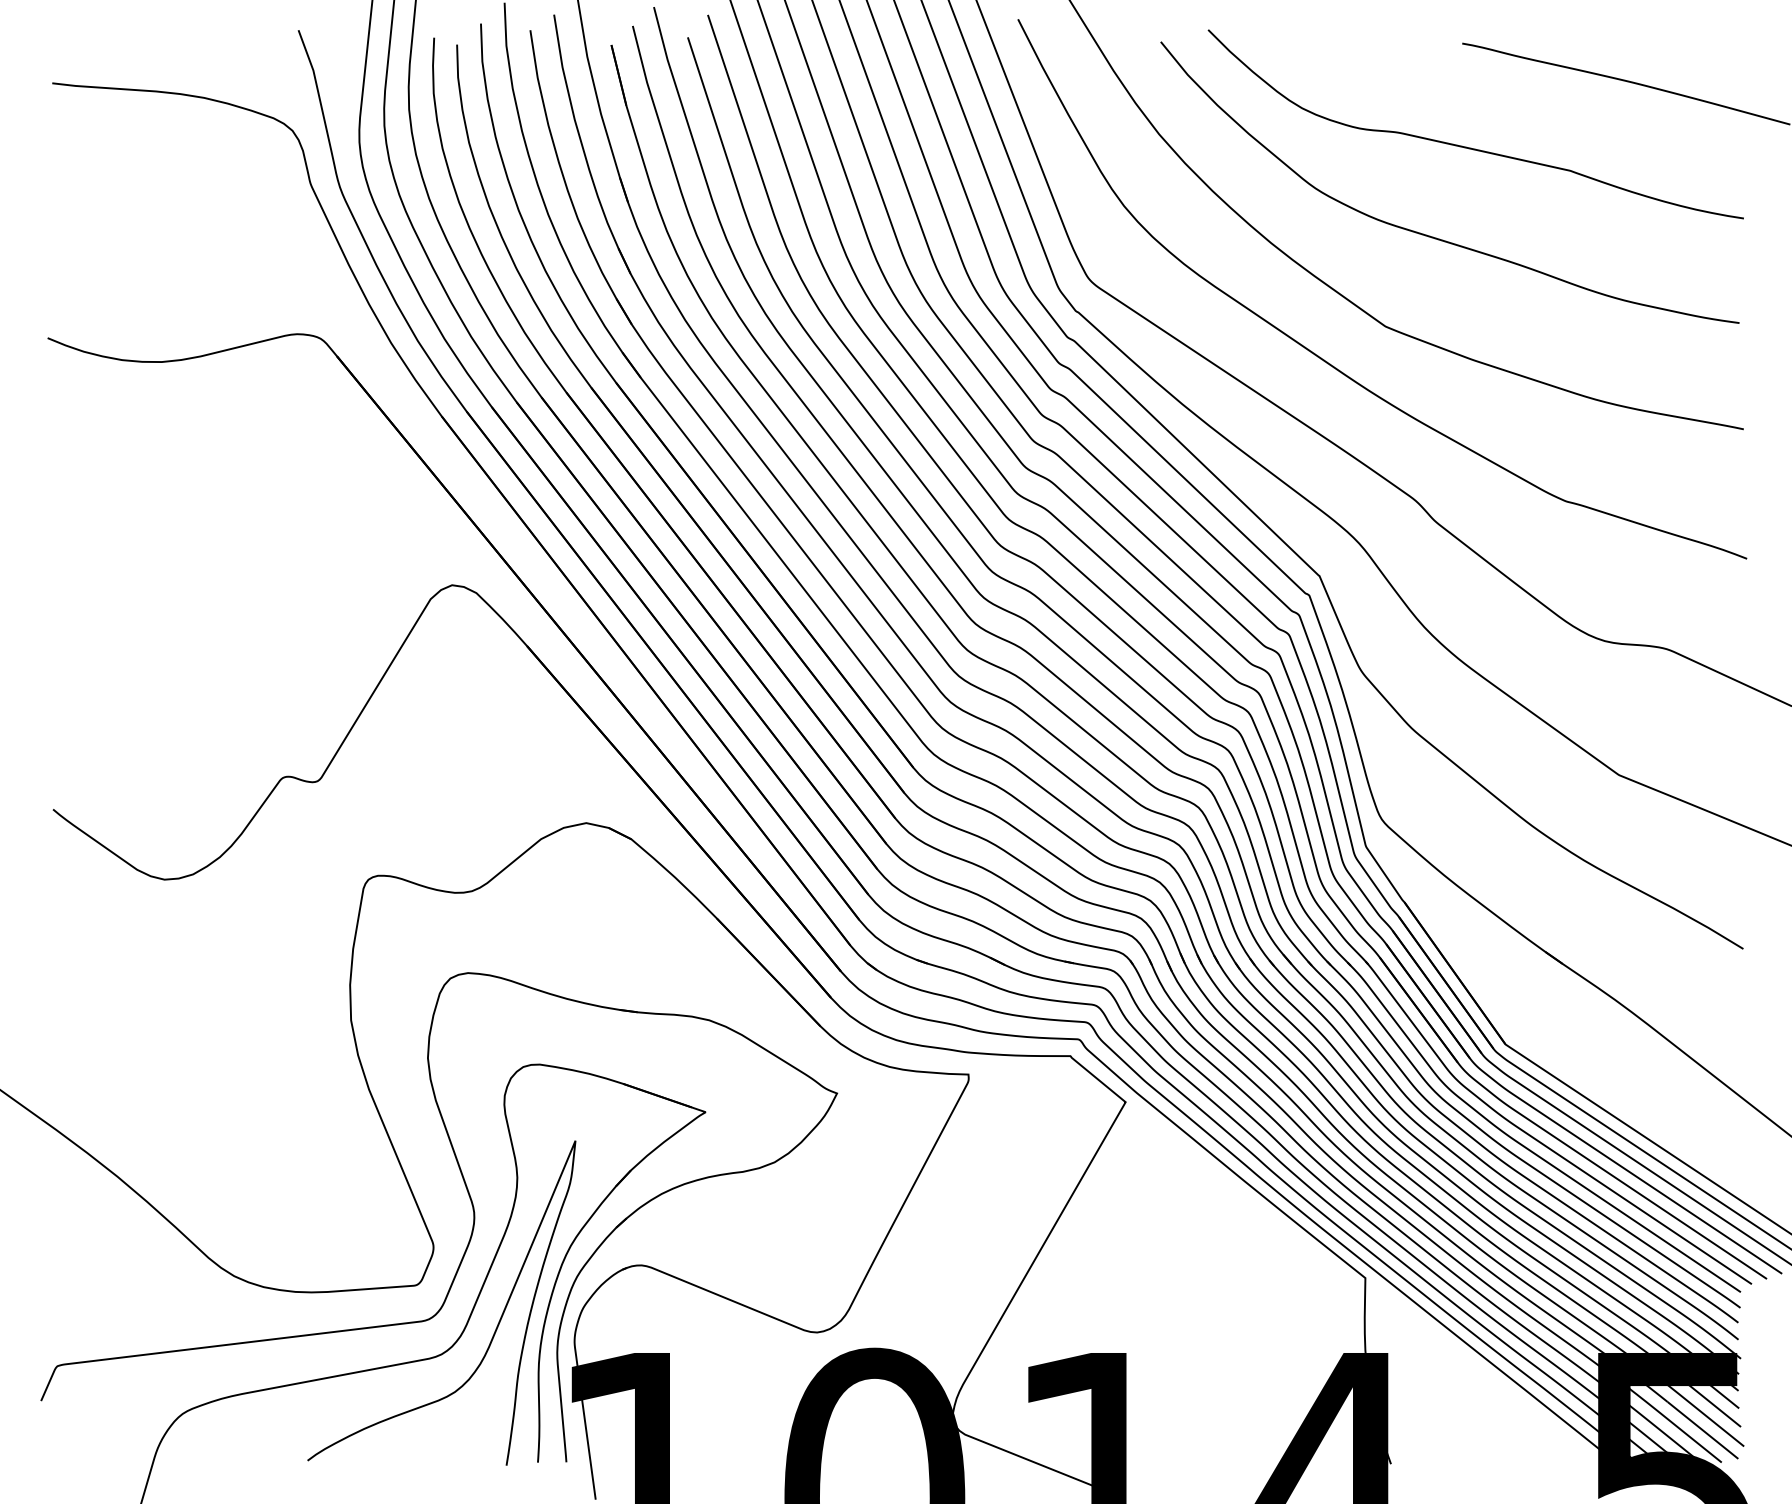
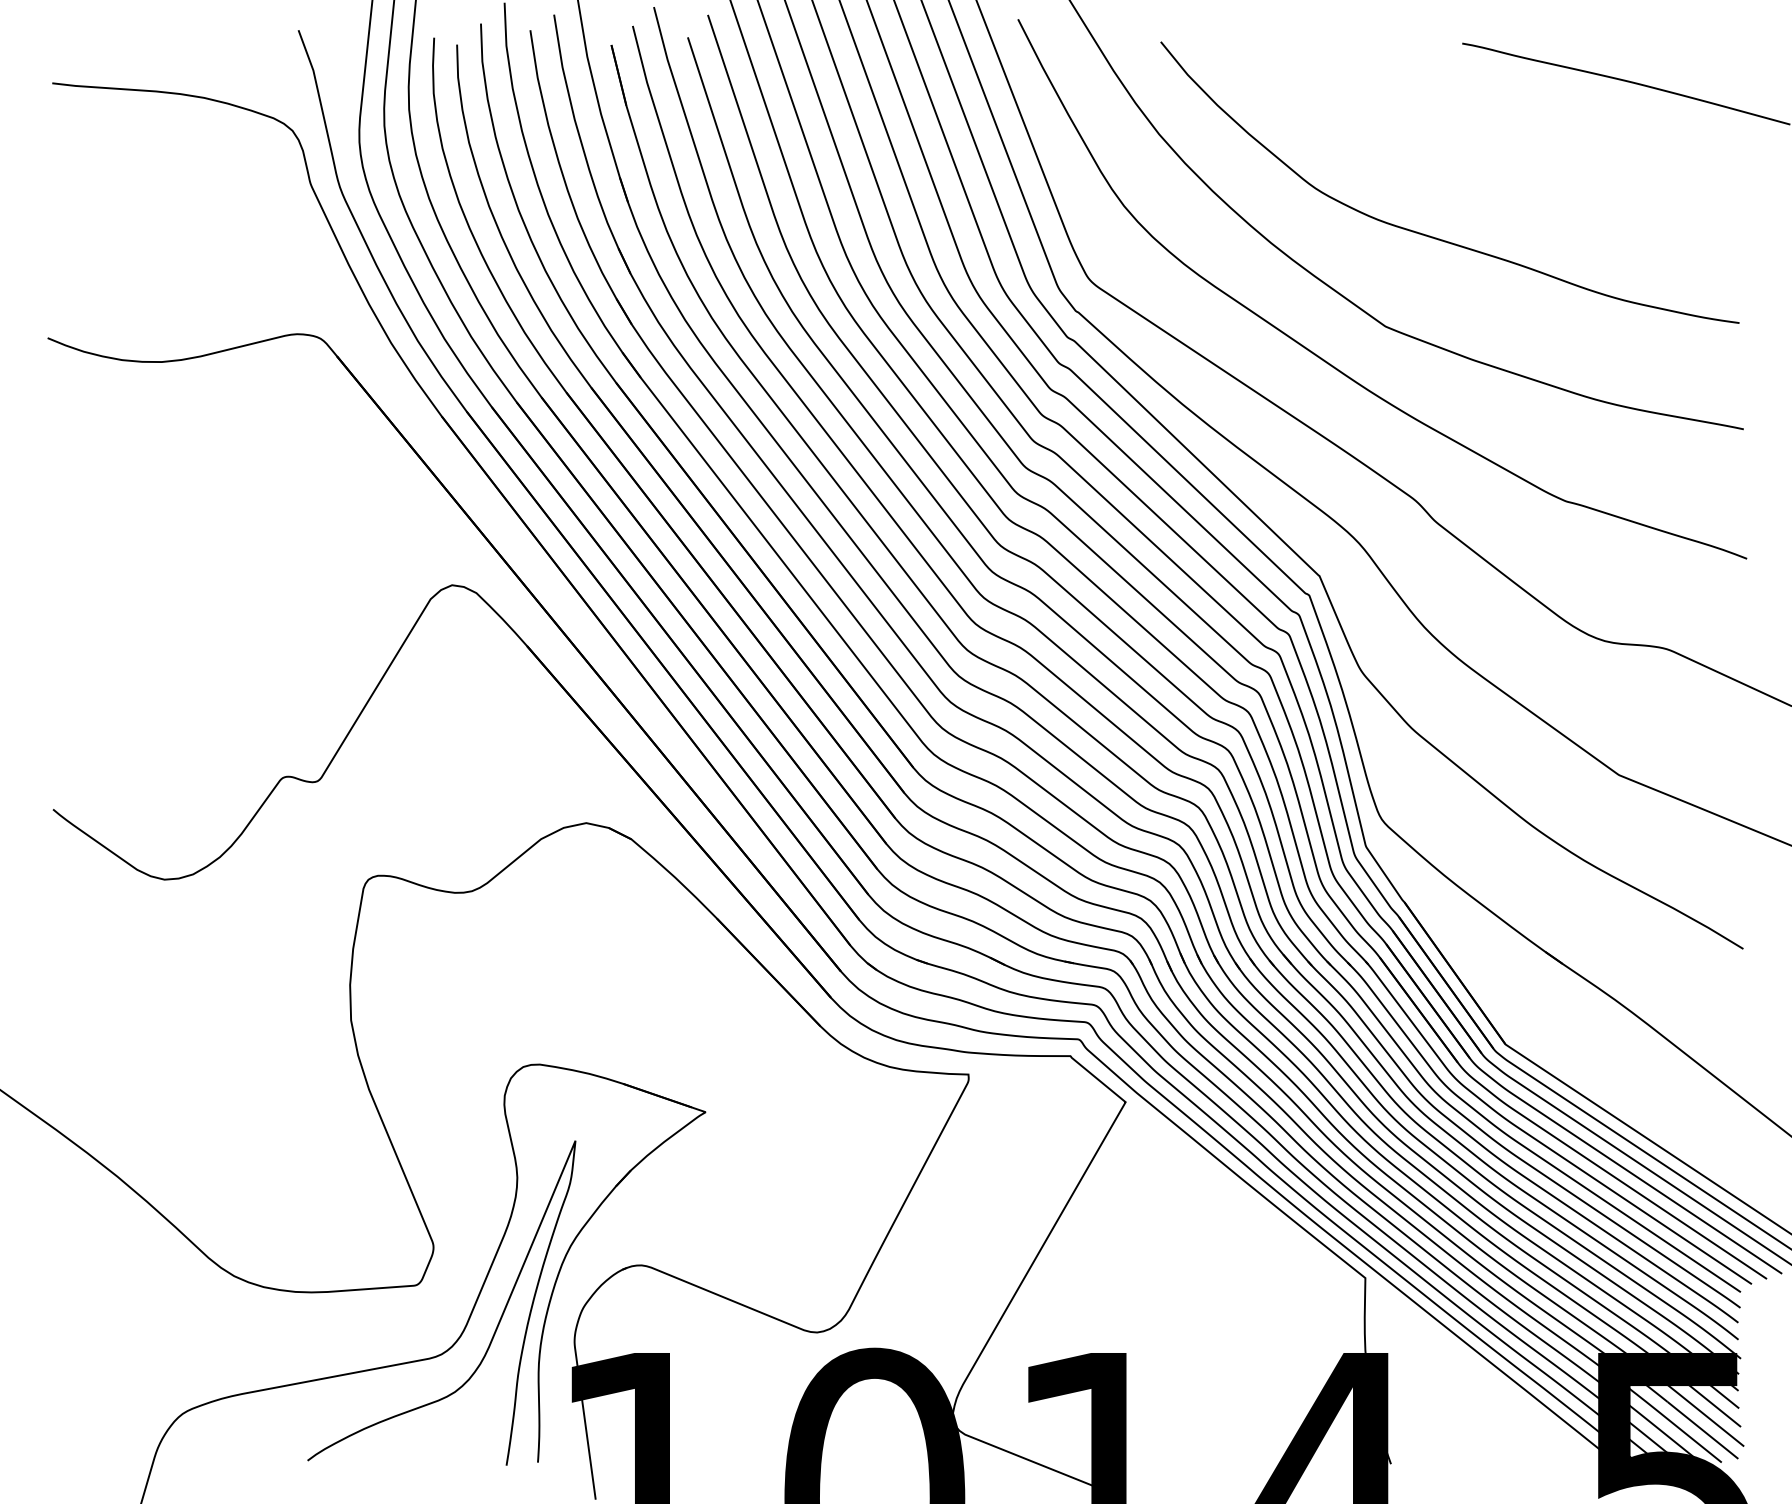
curve: present -> none (1471, 147)
part: present -> none (472, 1210)
